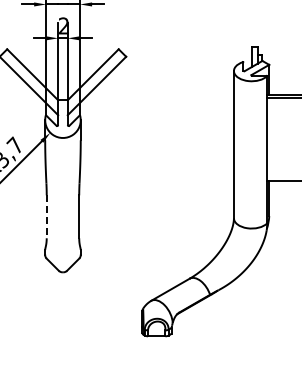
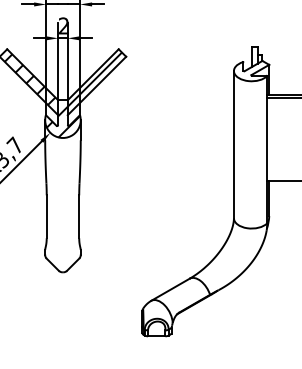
hatch: none -> present (62, 94)
line: dashed -> solid (46, 217)
